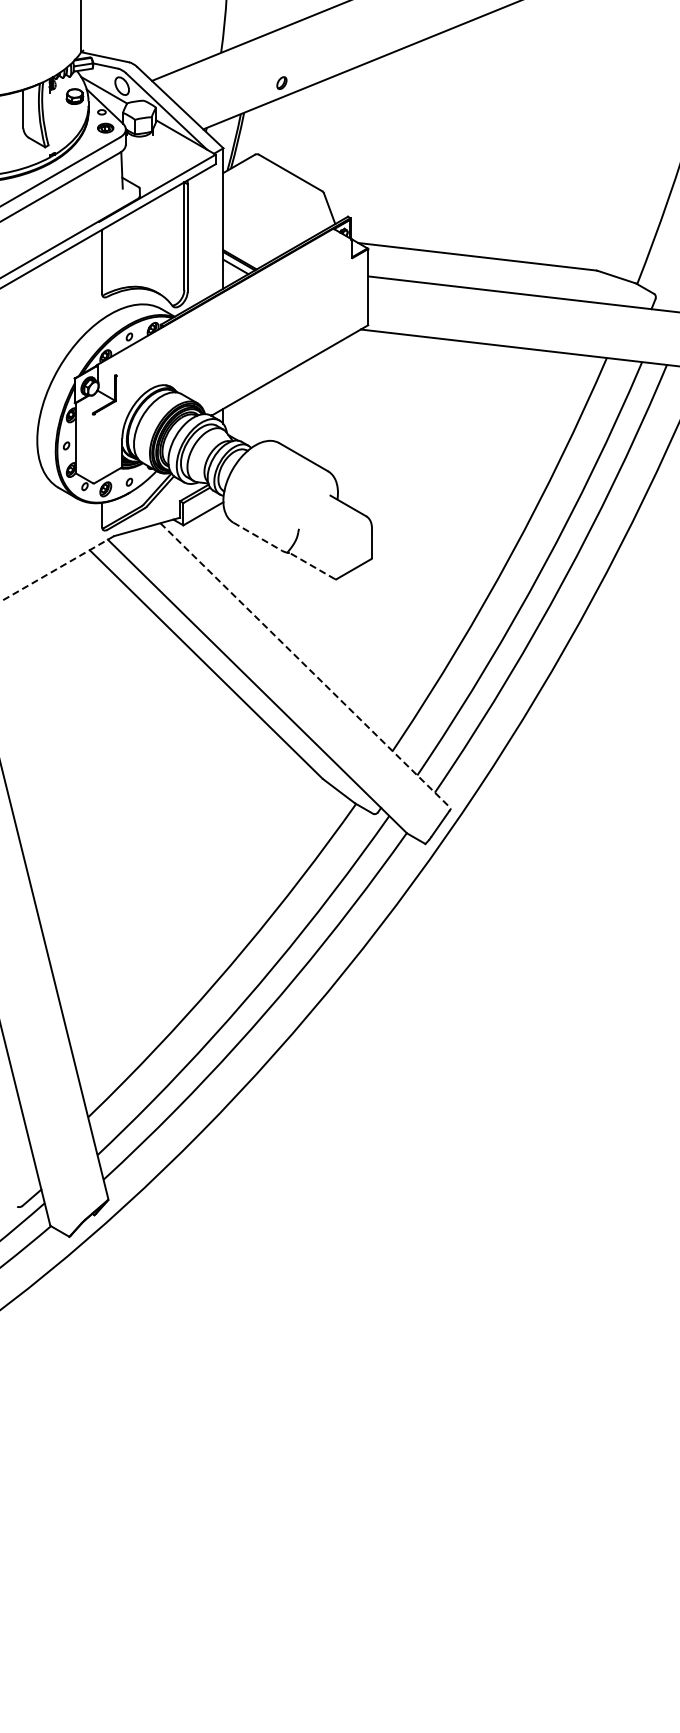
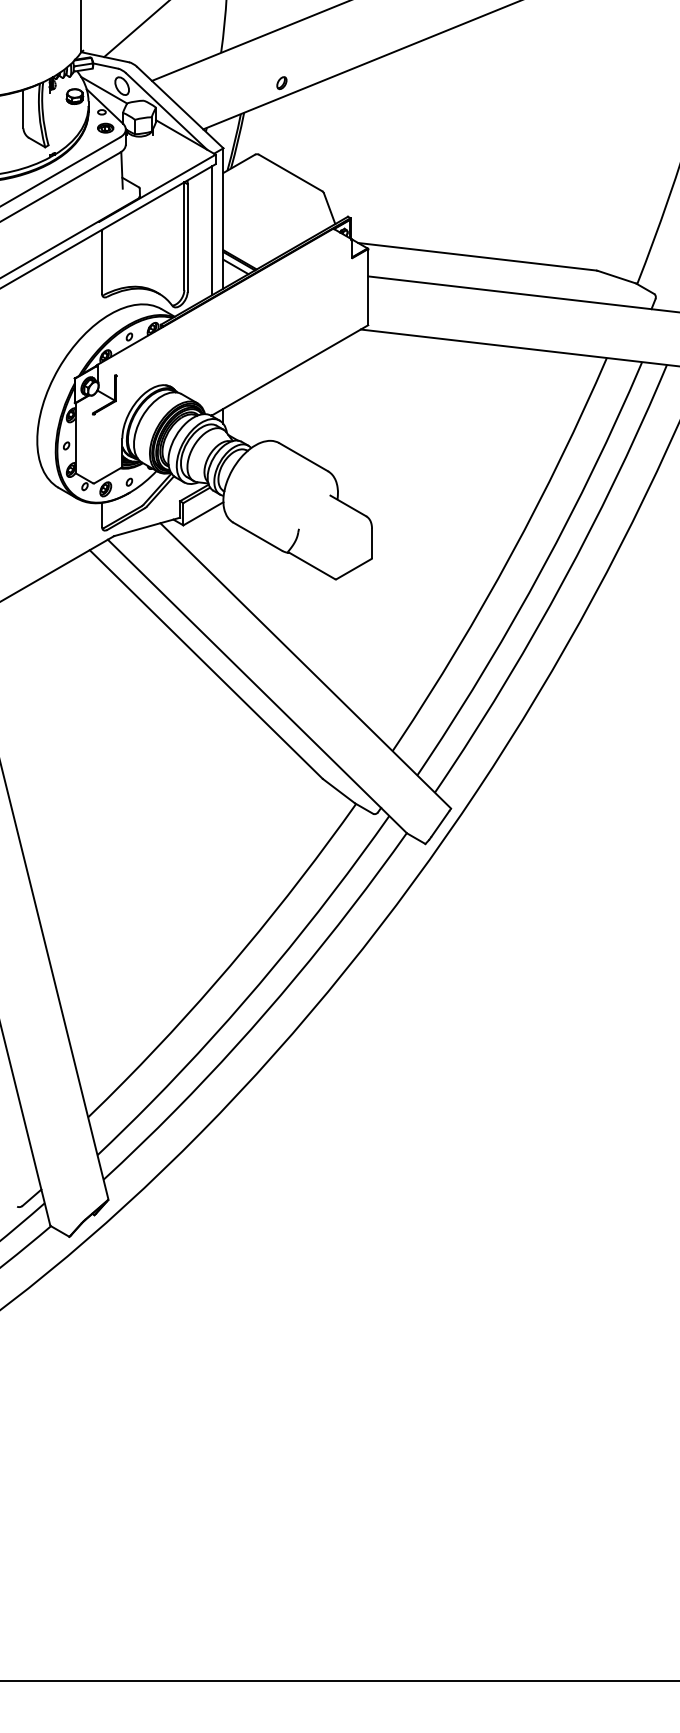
line: none -> present (135, 29)
line: none -> present (212, 230)
line: dashed -> solid (258, 536)
line: dashed -> solid (312, 565)
line: dashed -> solid (56, 569)
line: dashed -> solid (305, 665)
line: none -> present (339, 1681)
